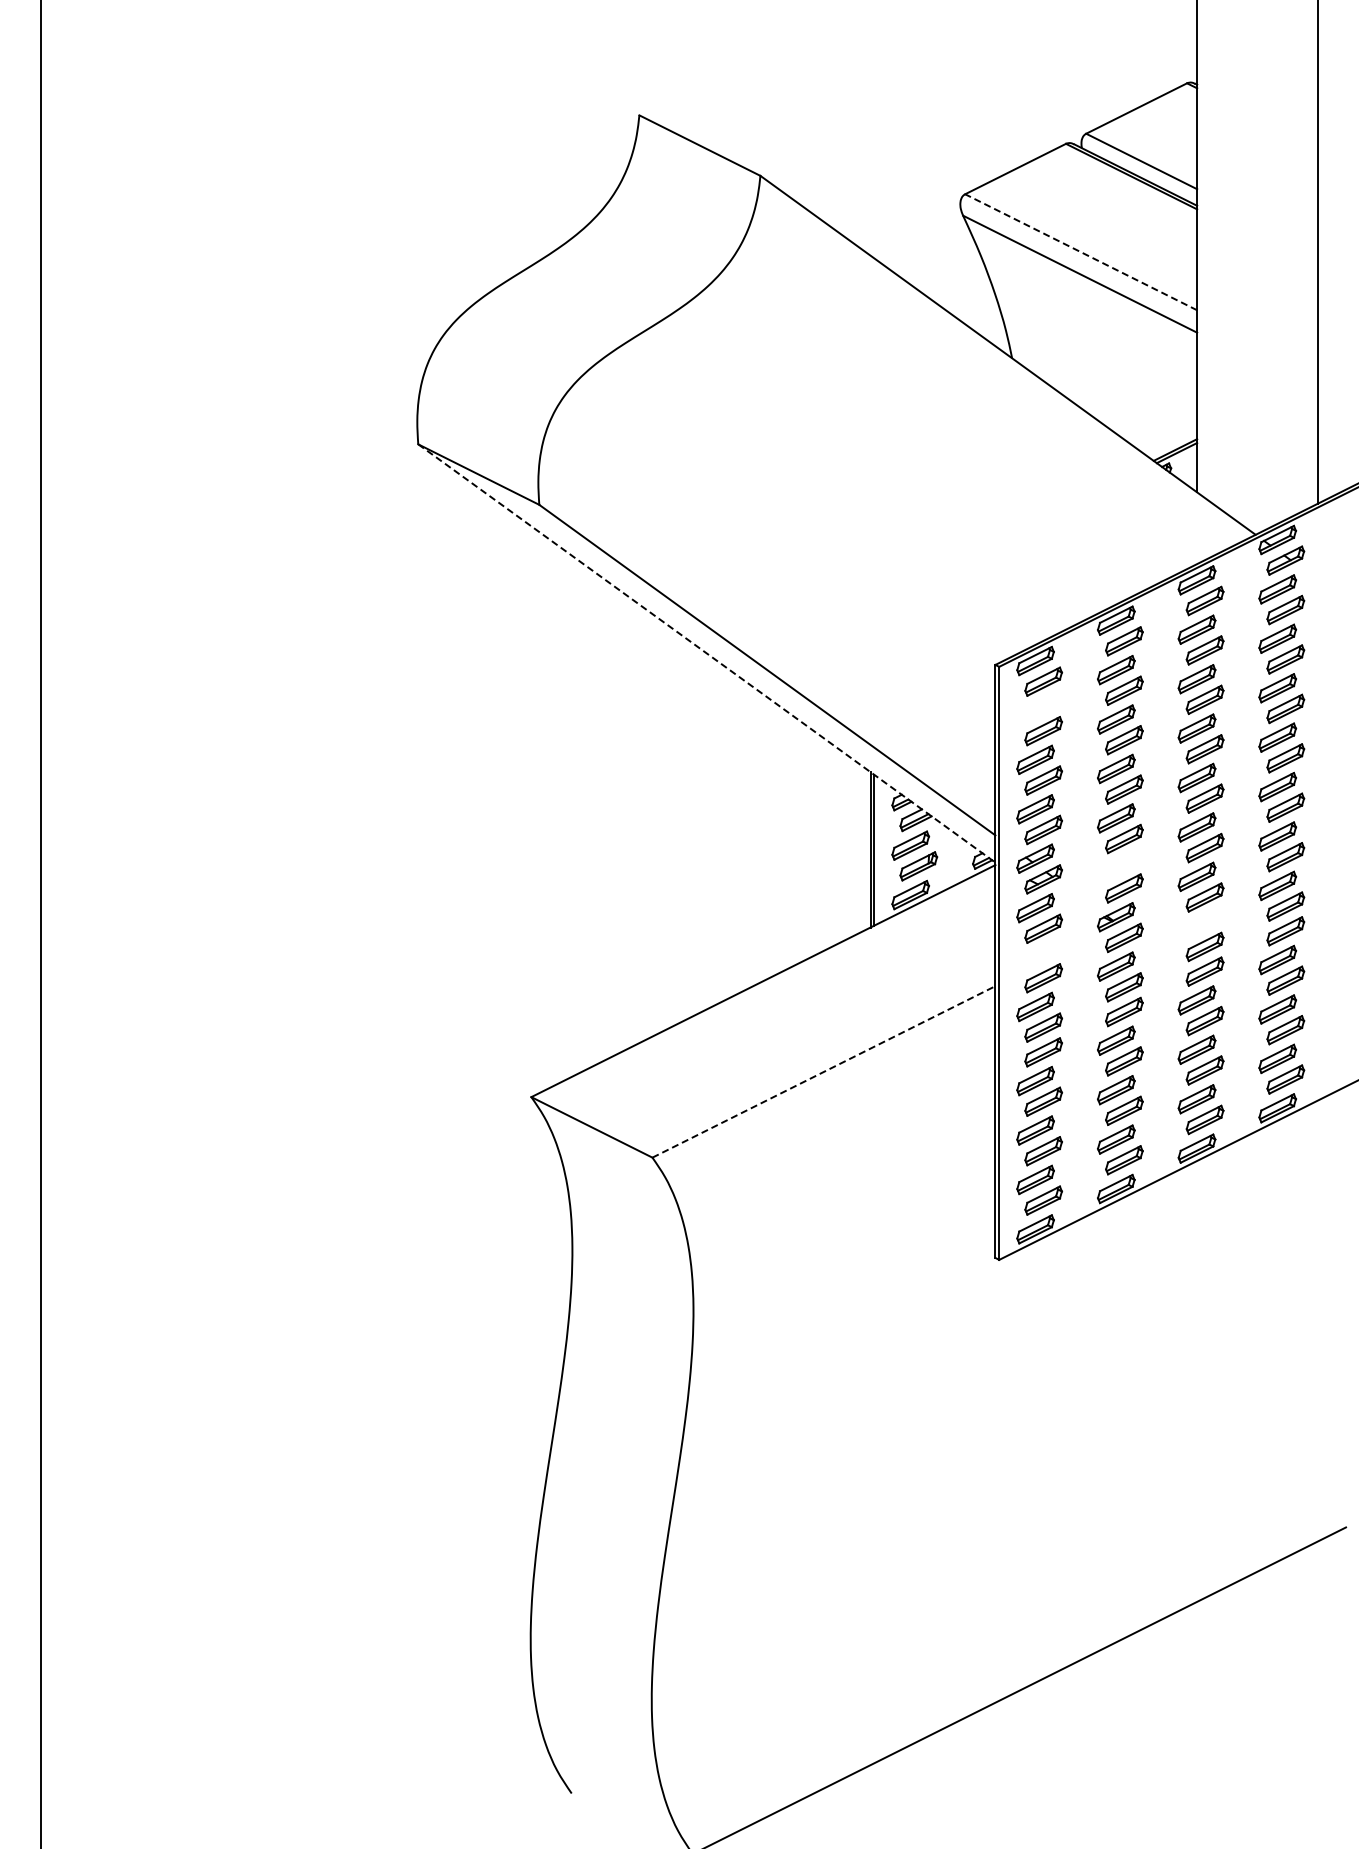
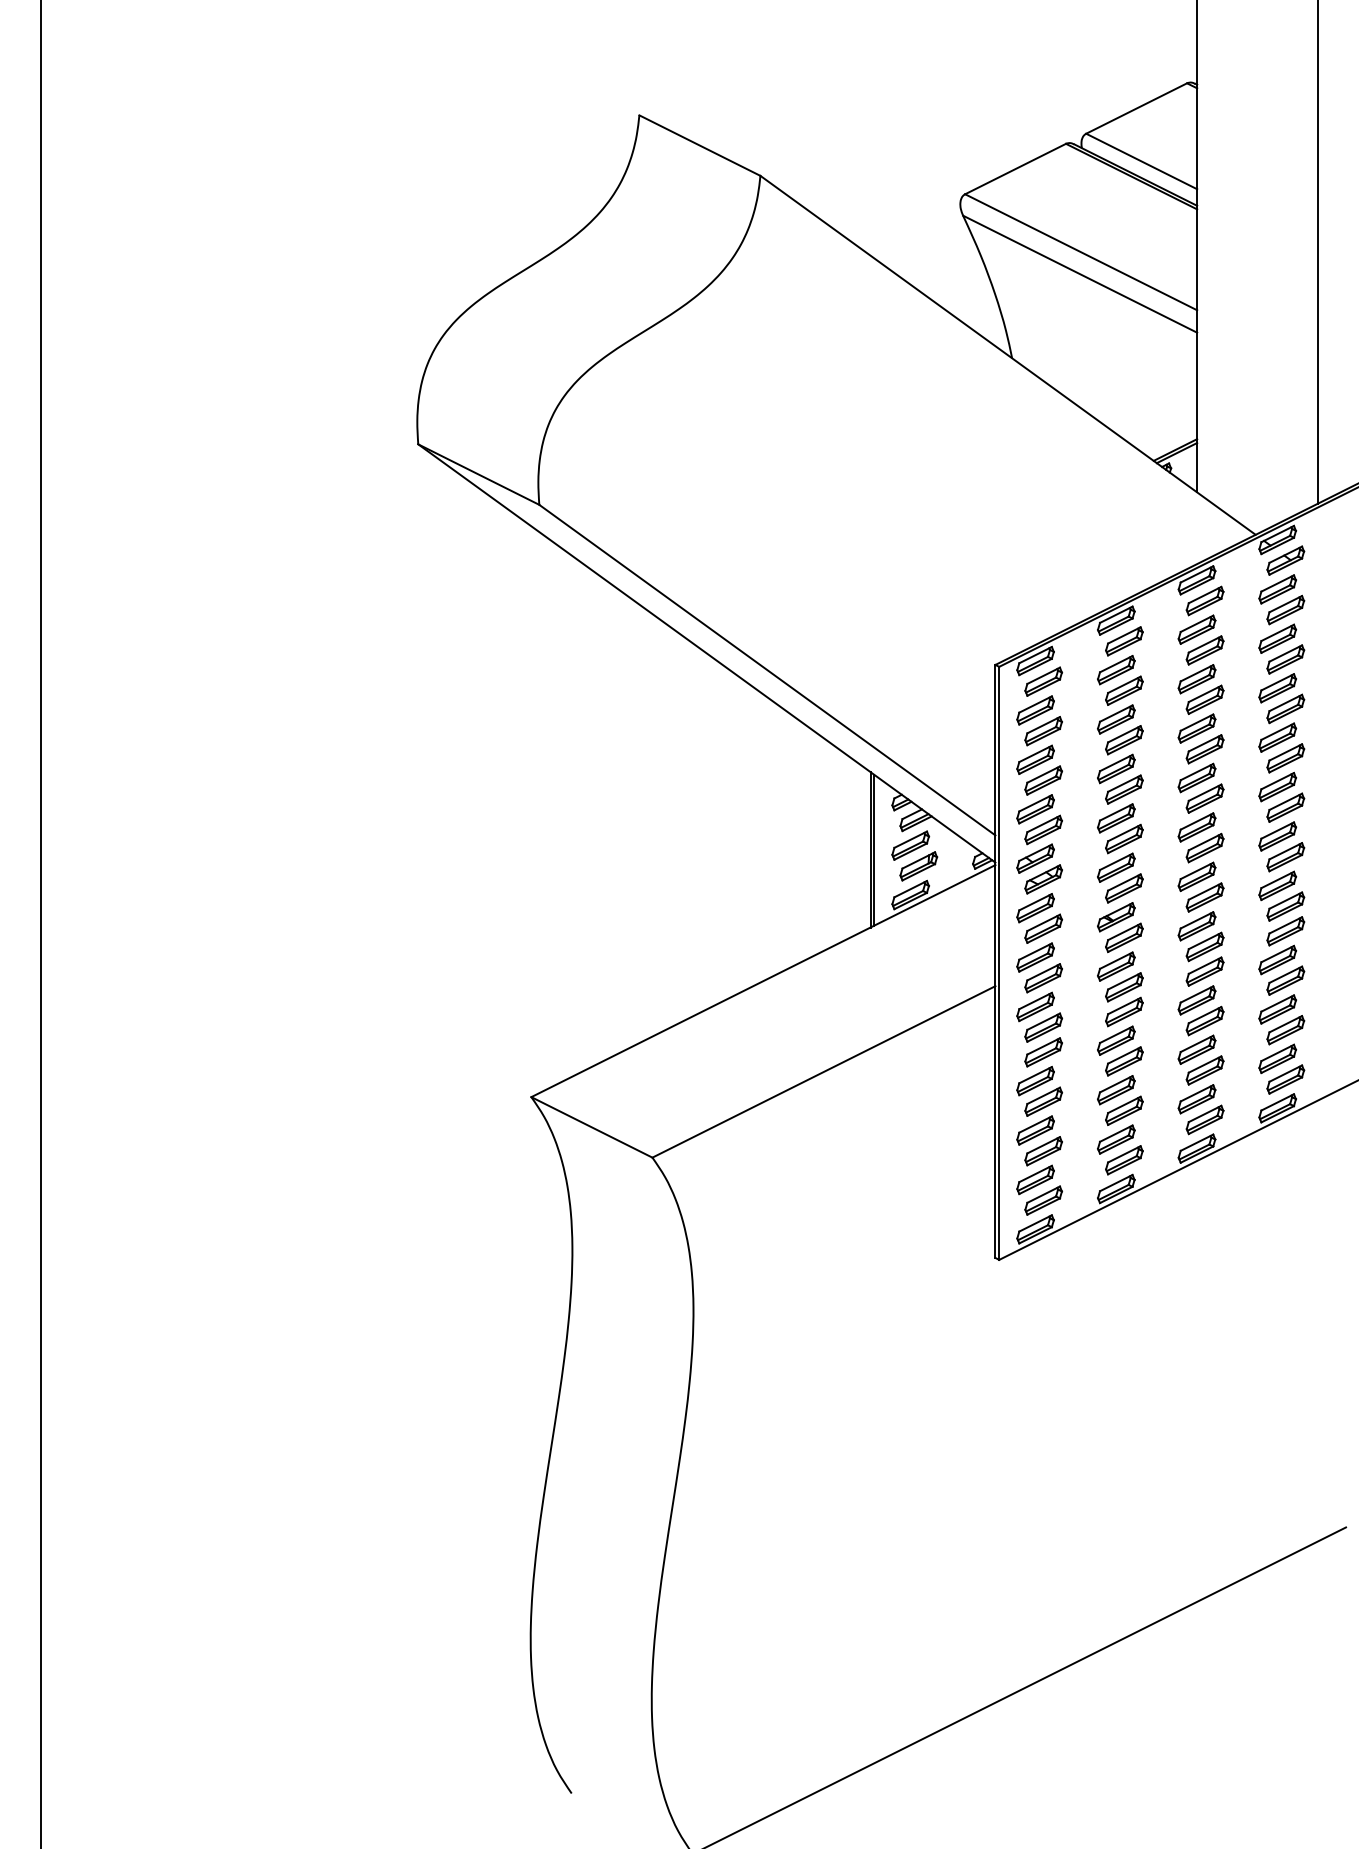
line: dashed -> solid (1081, 252)
line: dashed -> solid (707, 653)
part: none -> present (1035, 710)
part: none -> present (1116, 867)
part: none -> present (1196, 926)
part: none -> present (1035, 957)
line: dashed -> solid (823, 1071)
